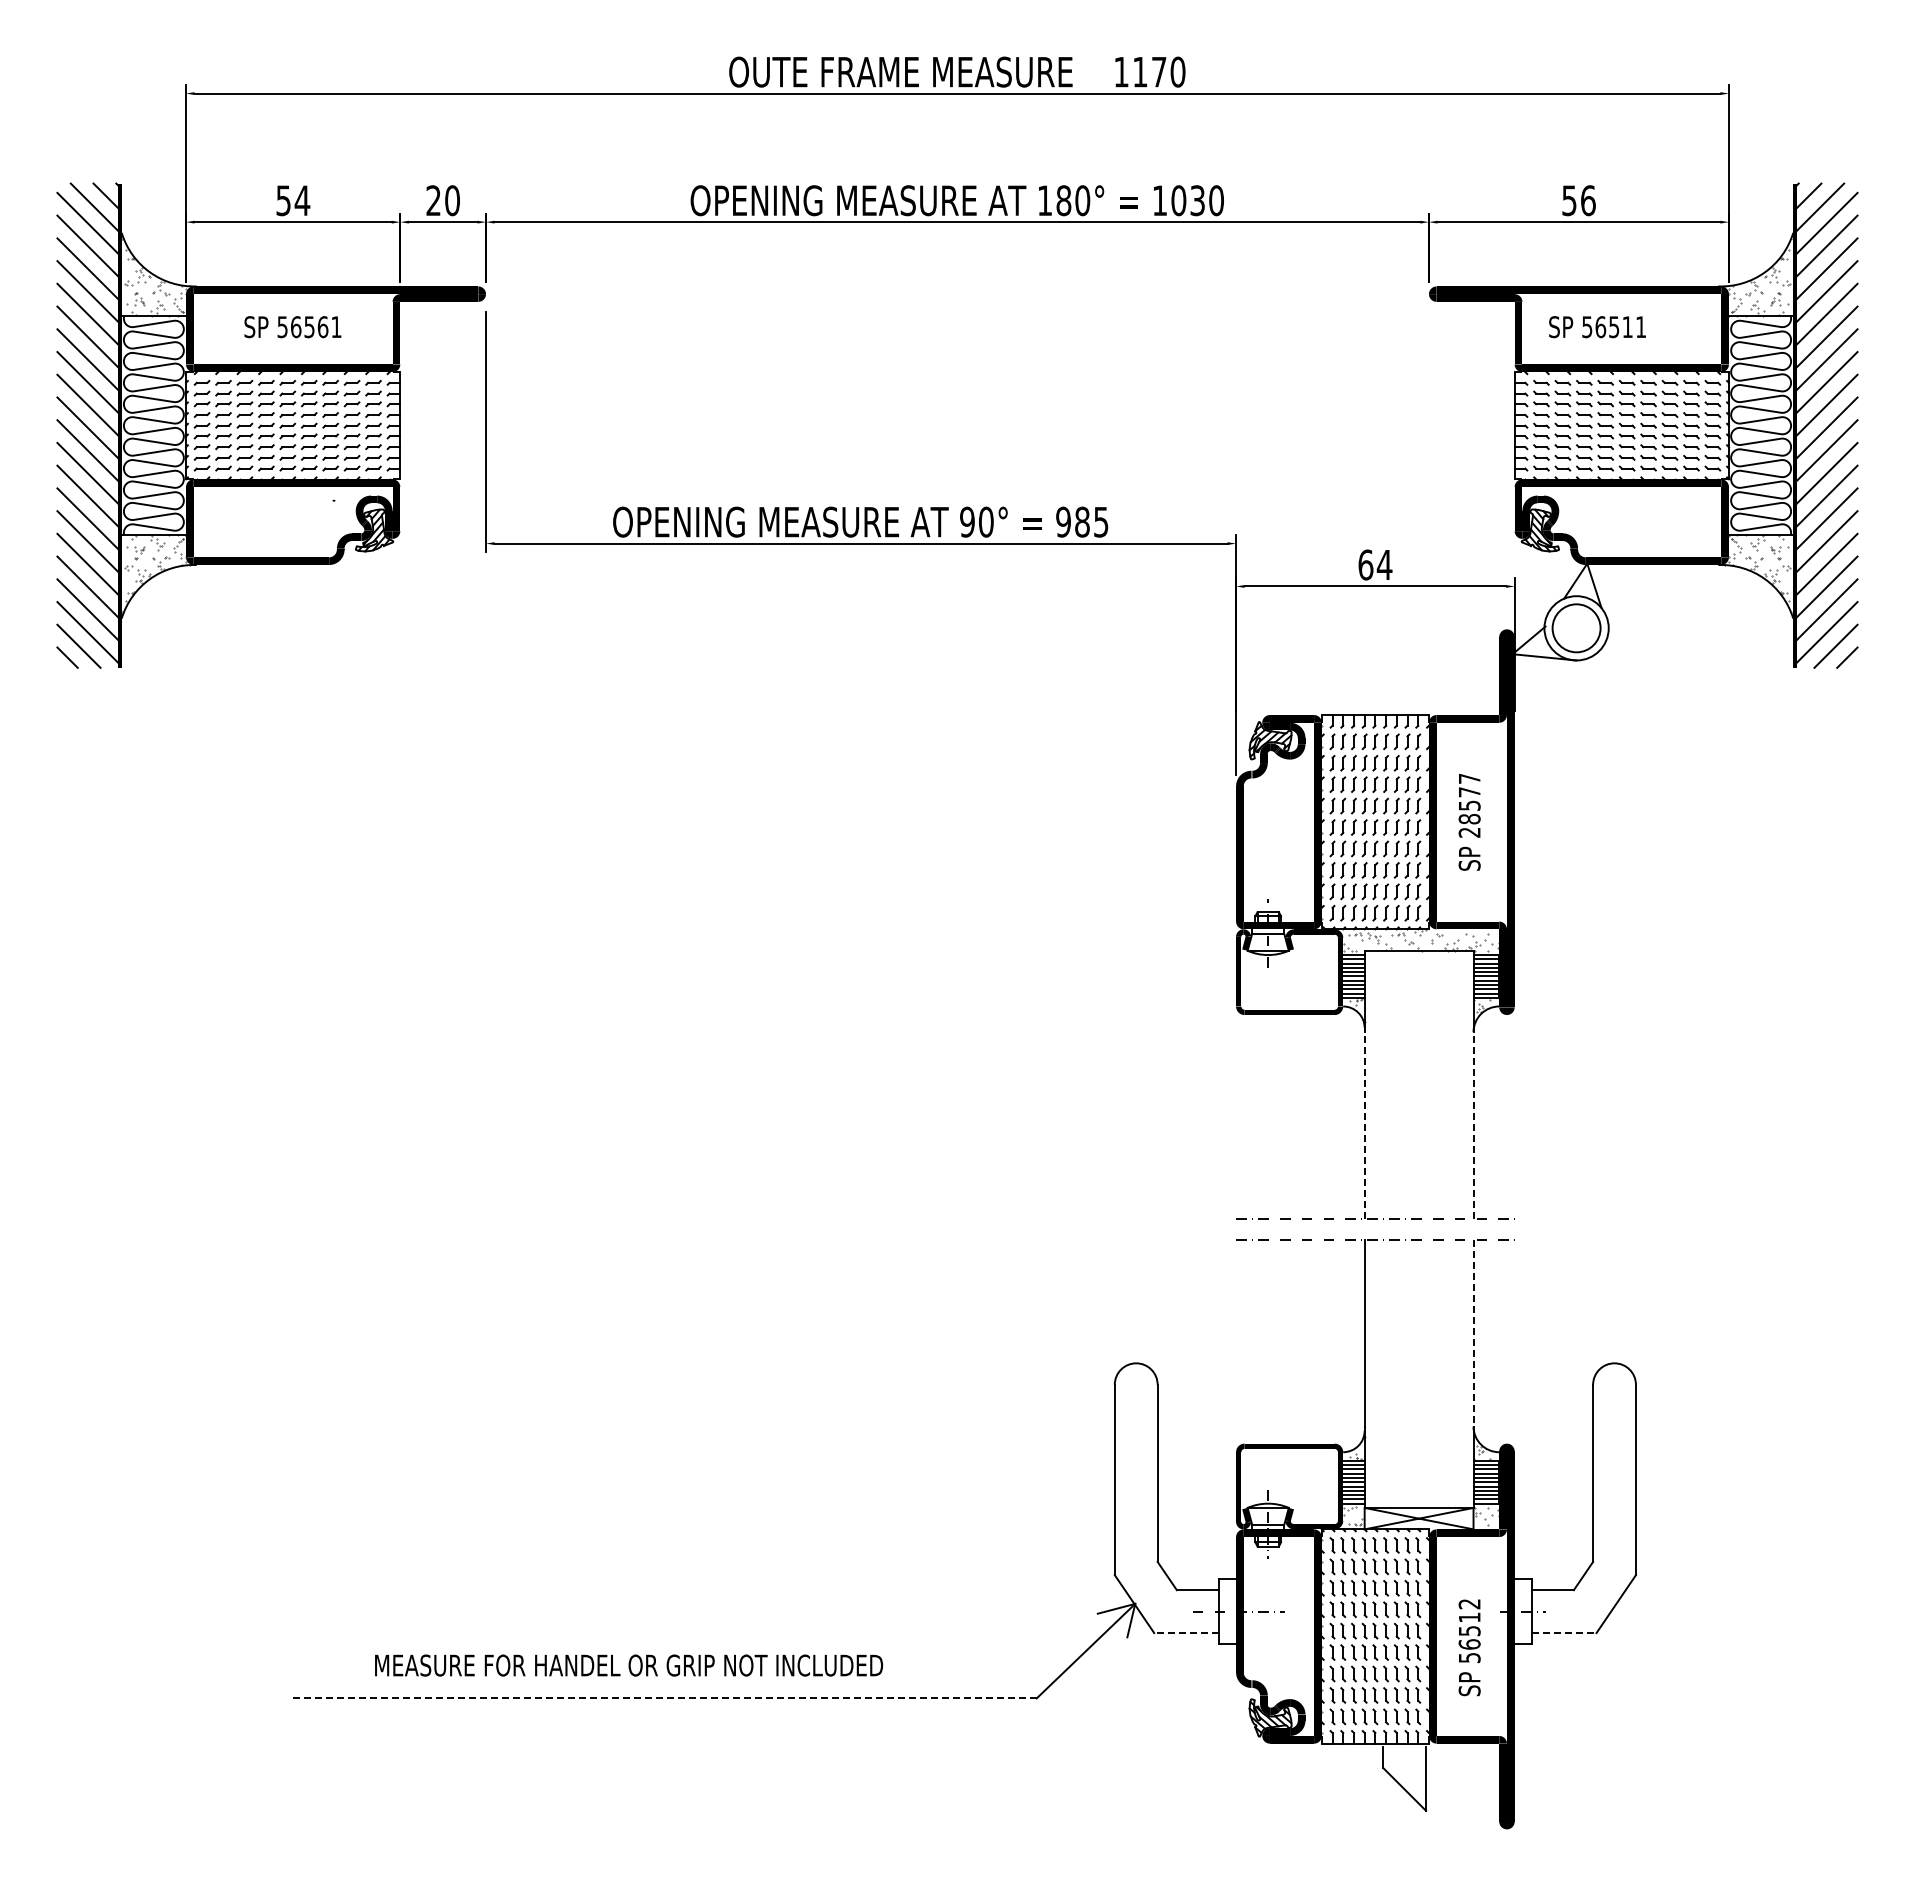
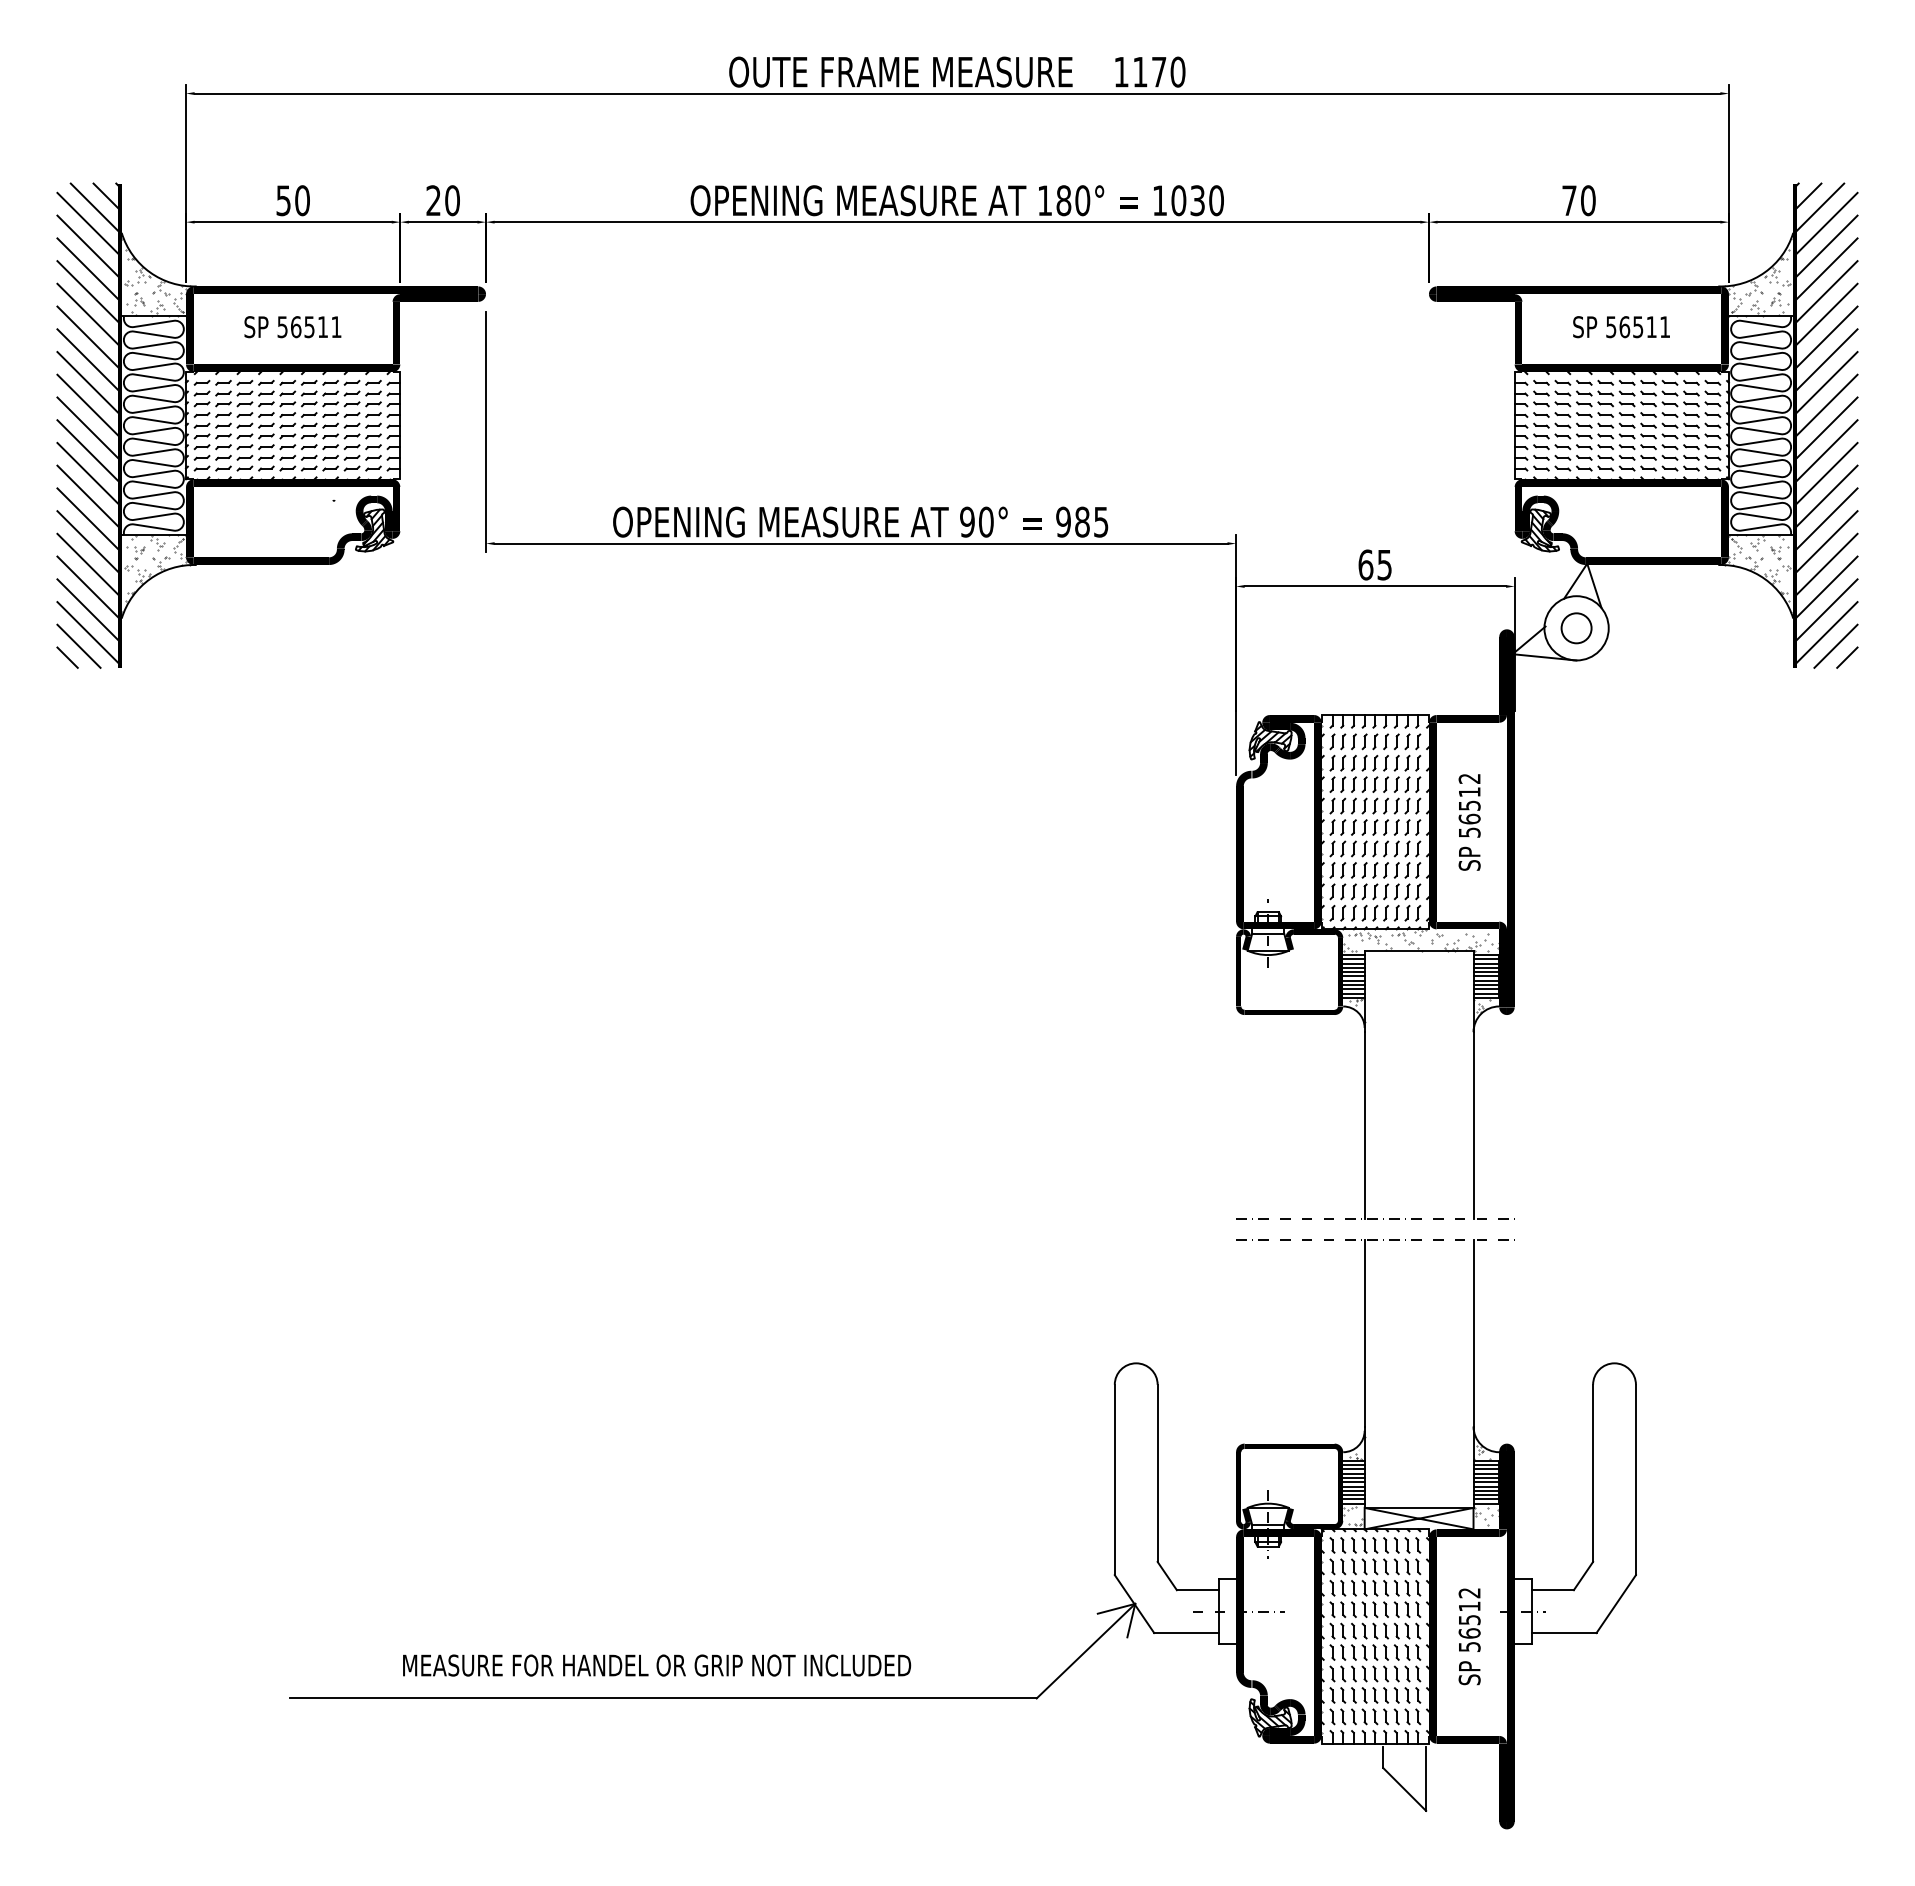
text: 54 -> 50 (302, 200)
text: 56 -> 70 (1578, 200)
text: 56561 -> 56511 (322, 327)
text position: (1597, 327) -> (1621, 327) (1621, 327)
text: 64 -> 65 (1384, 565)
circle diameter: 48 px -> 30 px (1576, 628)
text: 28577 -> 56512 (1469, 805)
line: dashed -> solid (1364, 1124)
line: dashed -> solid (1473, 1124)
line: dashed -> solid (1473, 1333)
line: dashed -> solid (1185, 1633)
line: dashed -> solid (1564, 1633)
text position: (1469, 1647) -> (1469, 1636) (1469, 1636)
text position: (629, 1665) -> (657, 1665) (657, 1665)
line: dashed -> solid (663, 1698)
